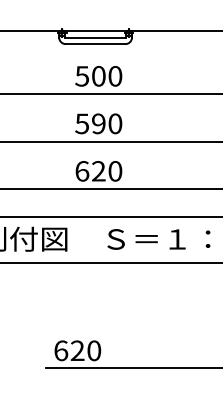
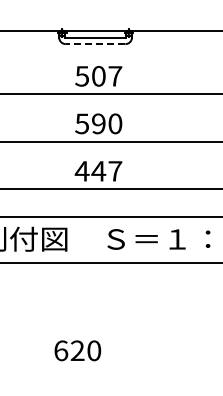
line: solid -> dashed (95, 44)
text: 500 -> 507 (115, 76)
text: 620 -> 447 (98, 171)
line: present -> none (132, 368)
